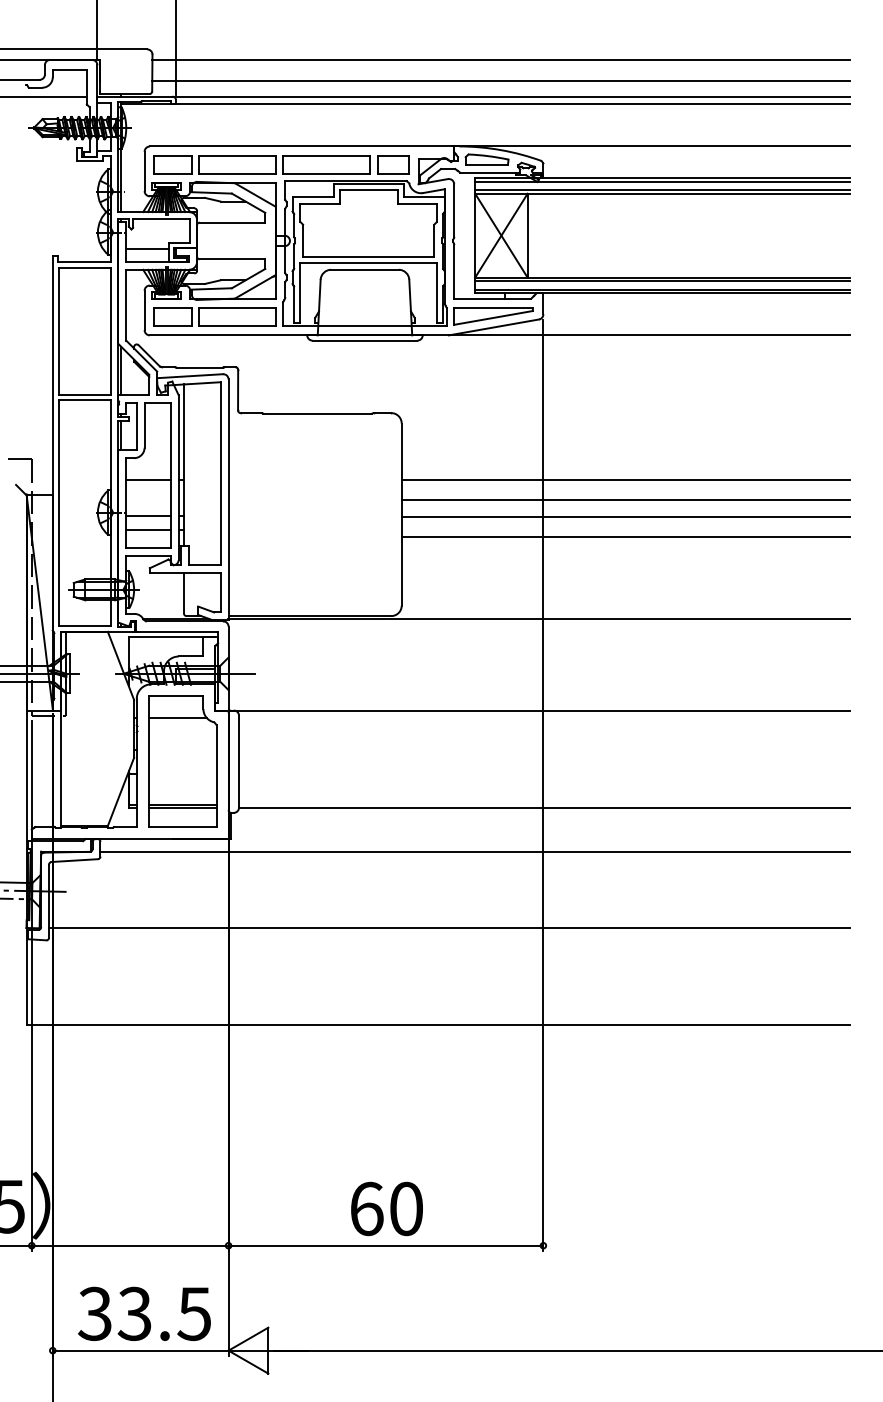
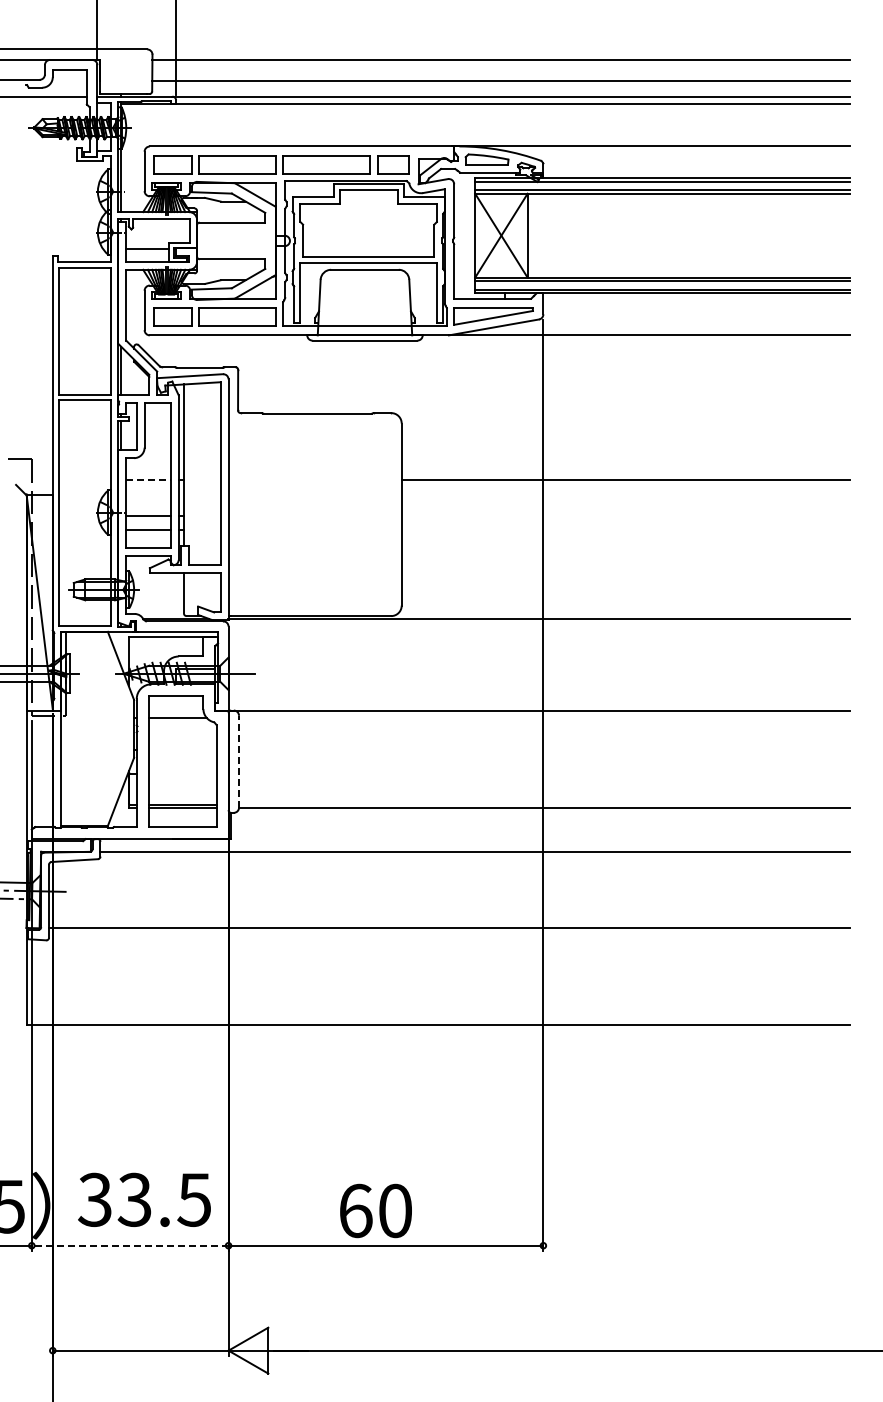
line: solid -> dashed (149, 479)
line: present -> none (625, 499)
line: present -> none (625, 517)
line: present -> none (625, 537)
line: solid -> dashed (239, 761)
text position: (386, 1208) -> (375, 1210) (375, 1210)
line: solid -> dashed (129, 1245)
text position: (144, 1313) -> (144, 1199) (144, 1199)
